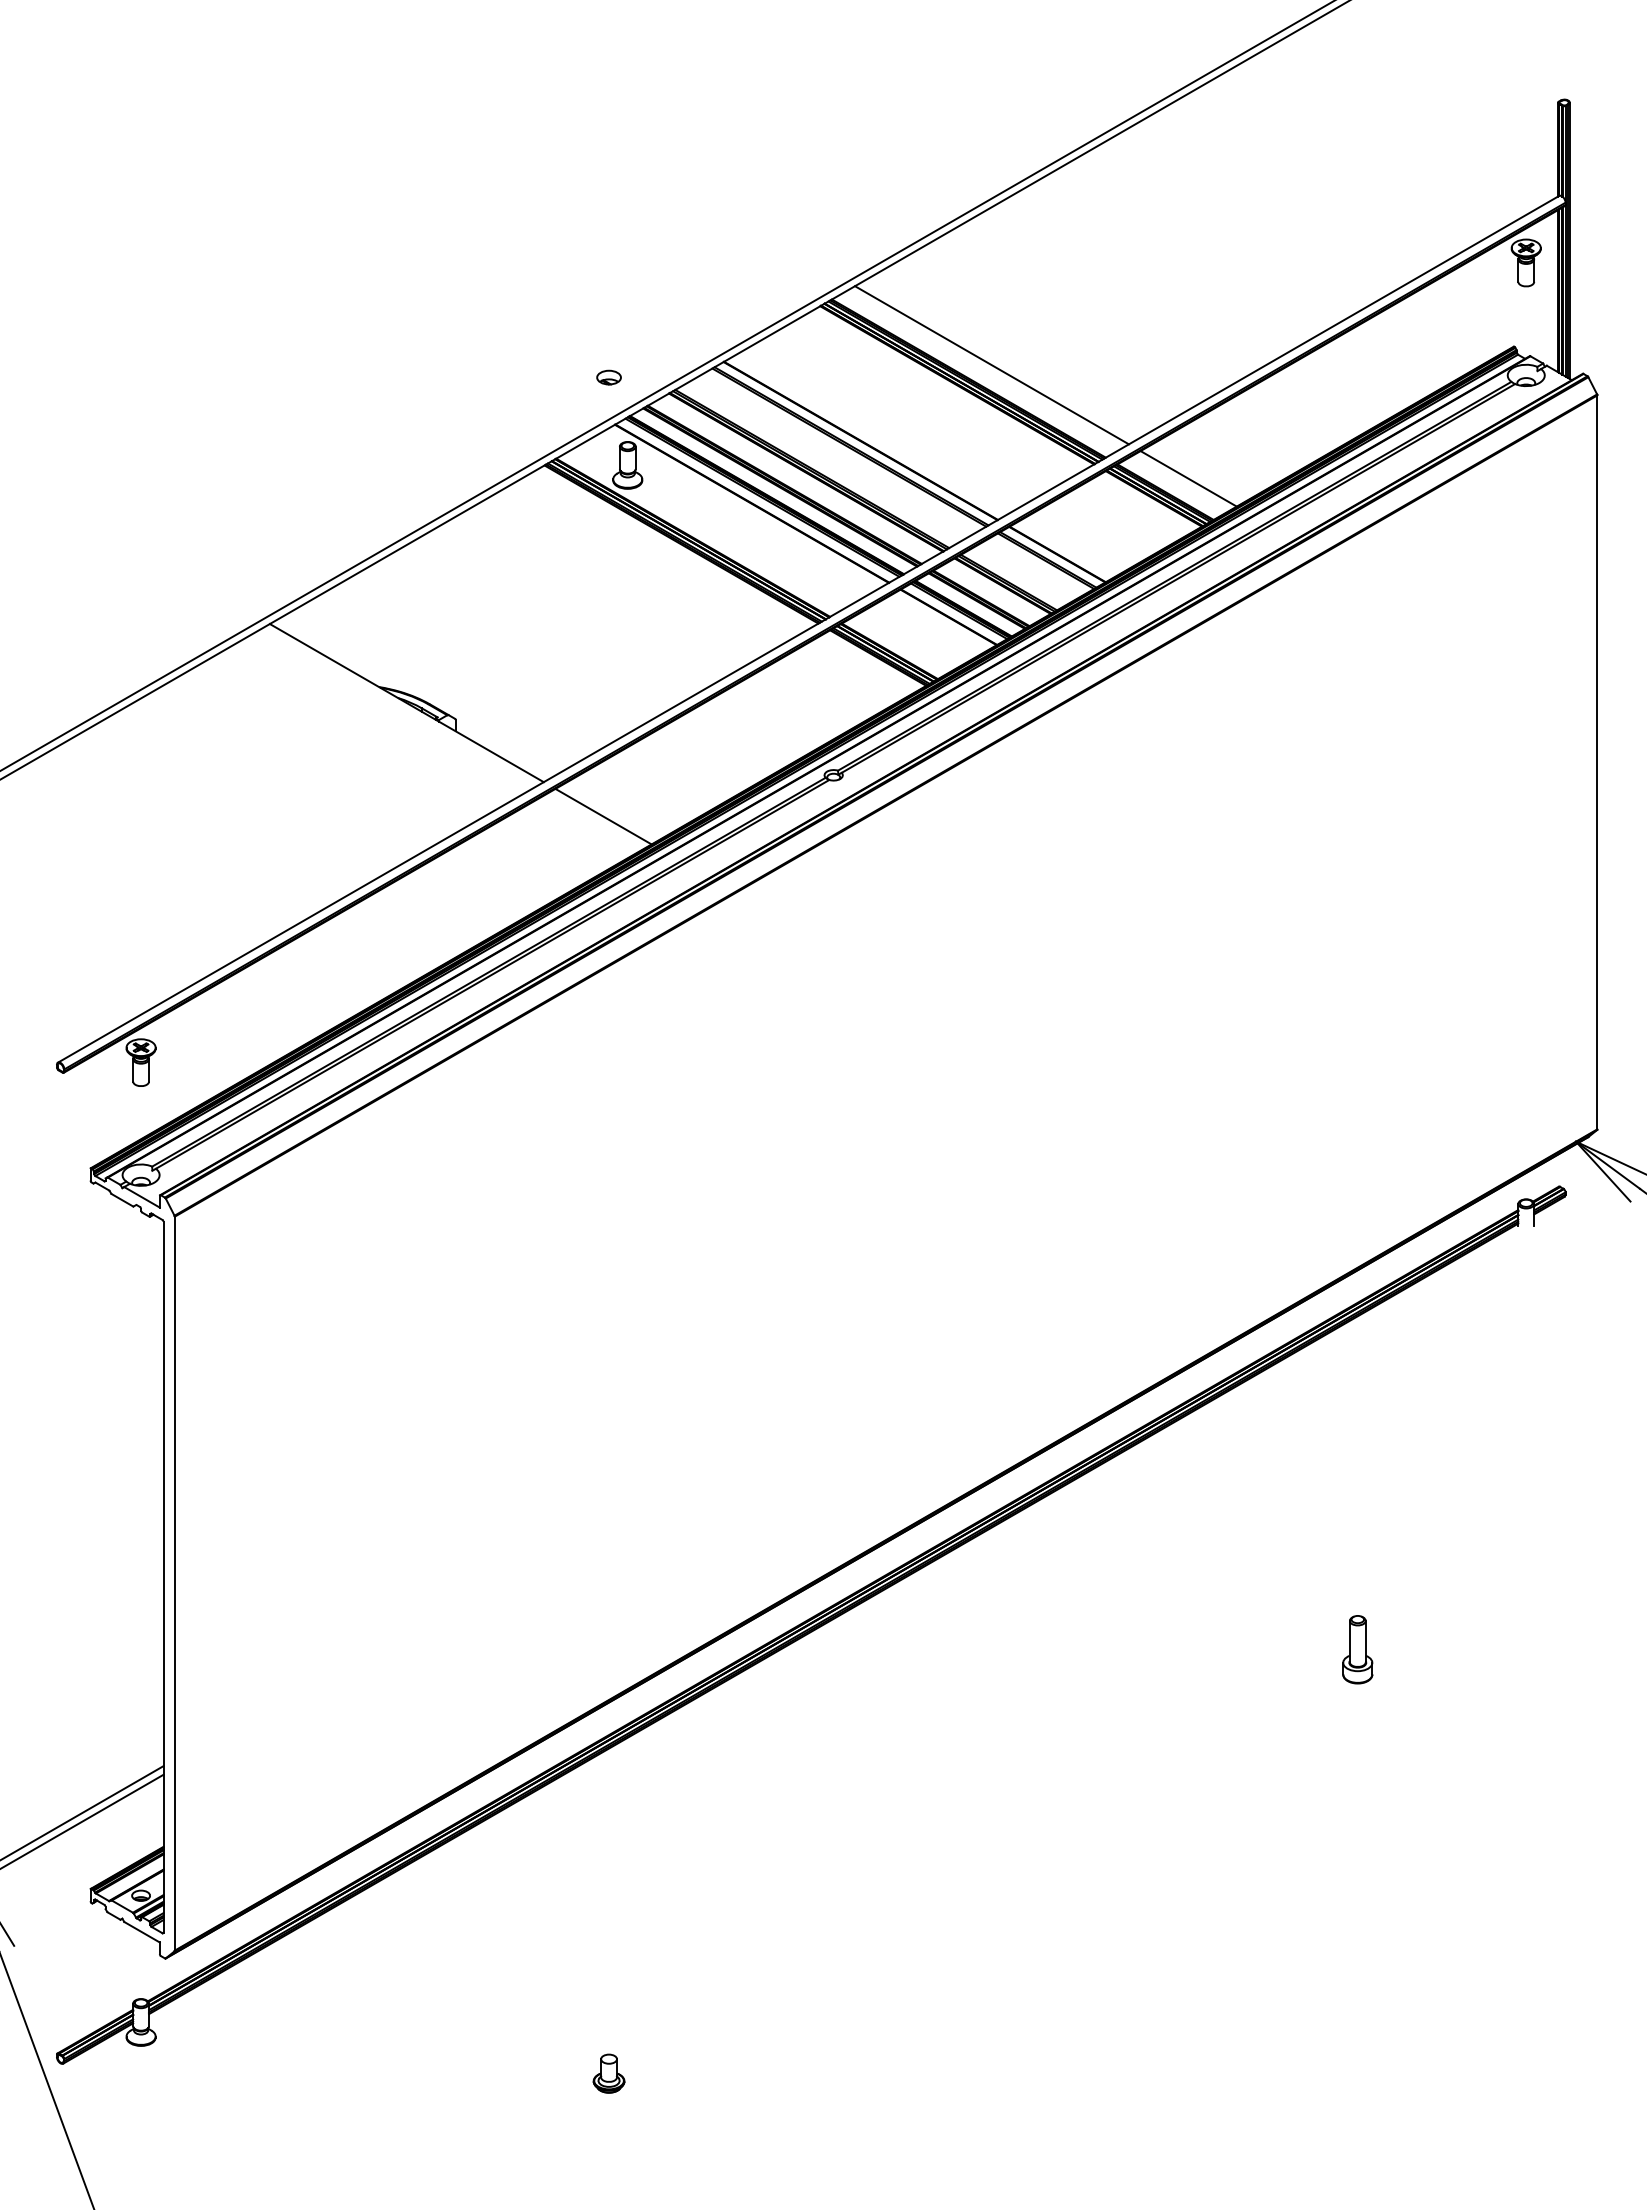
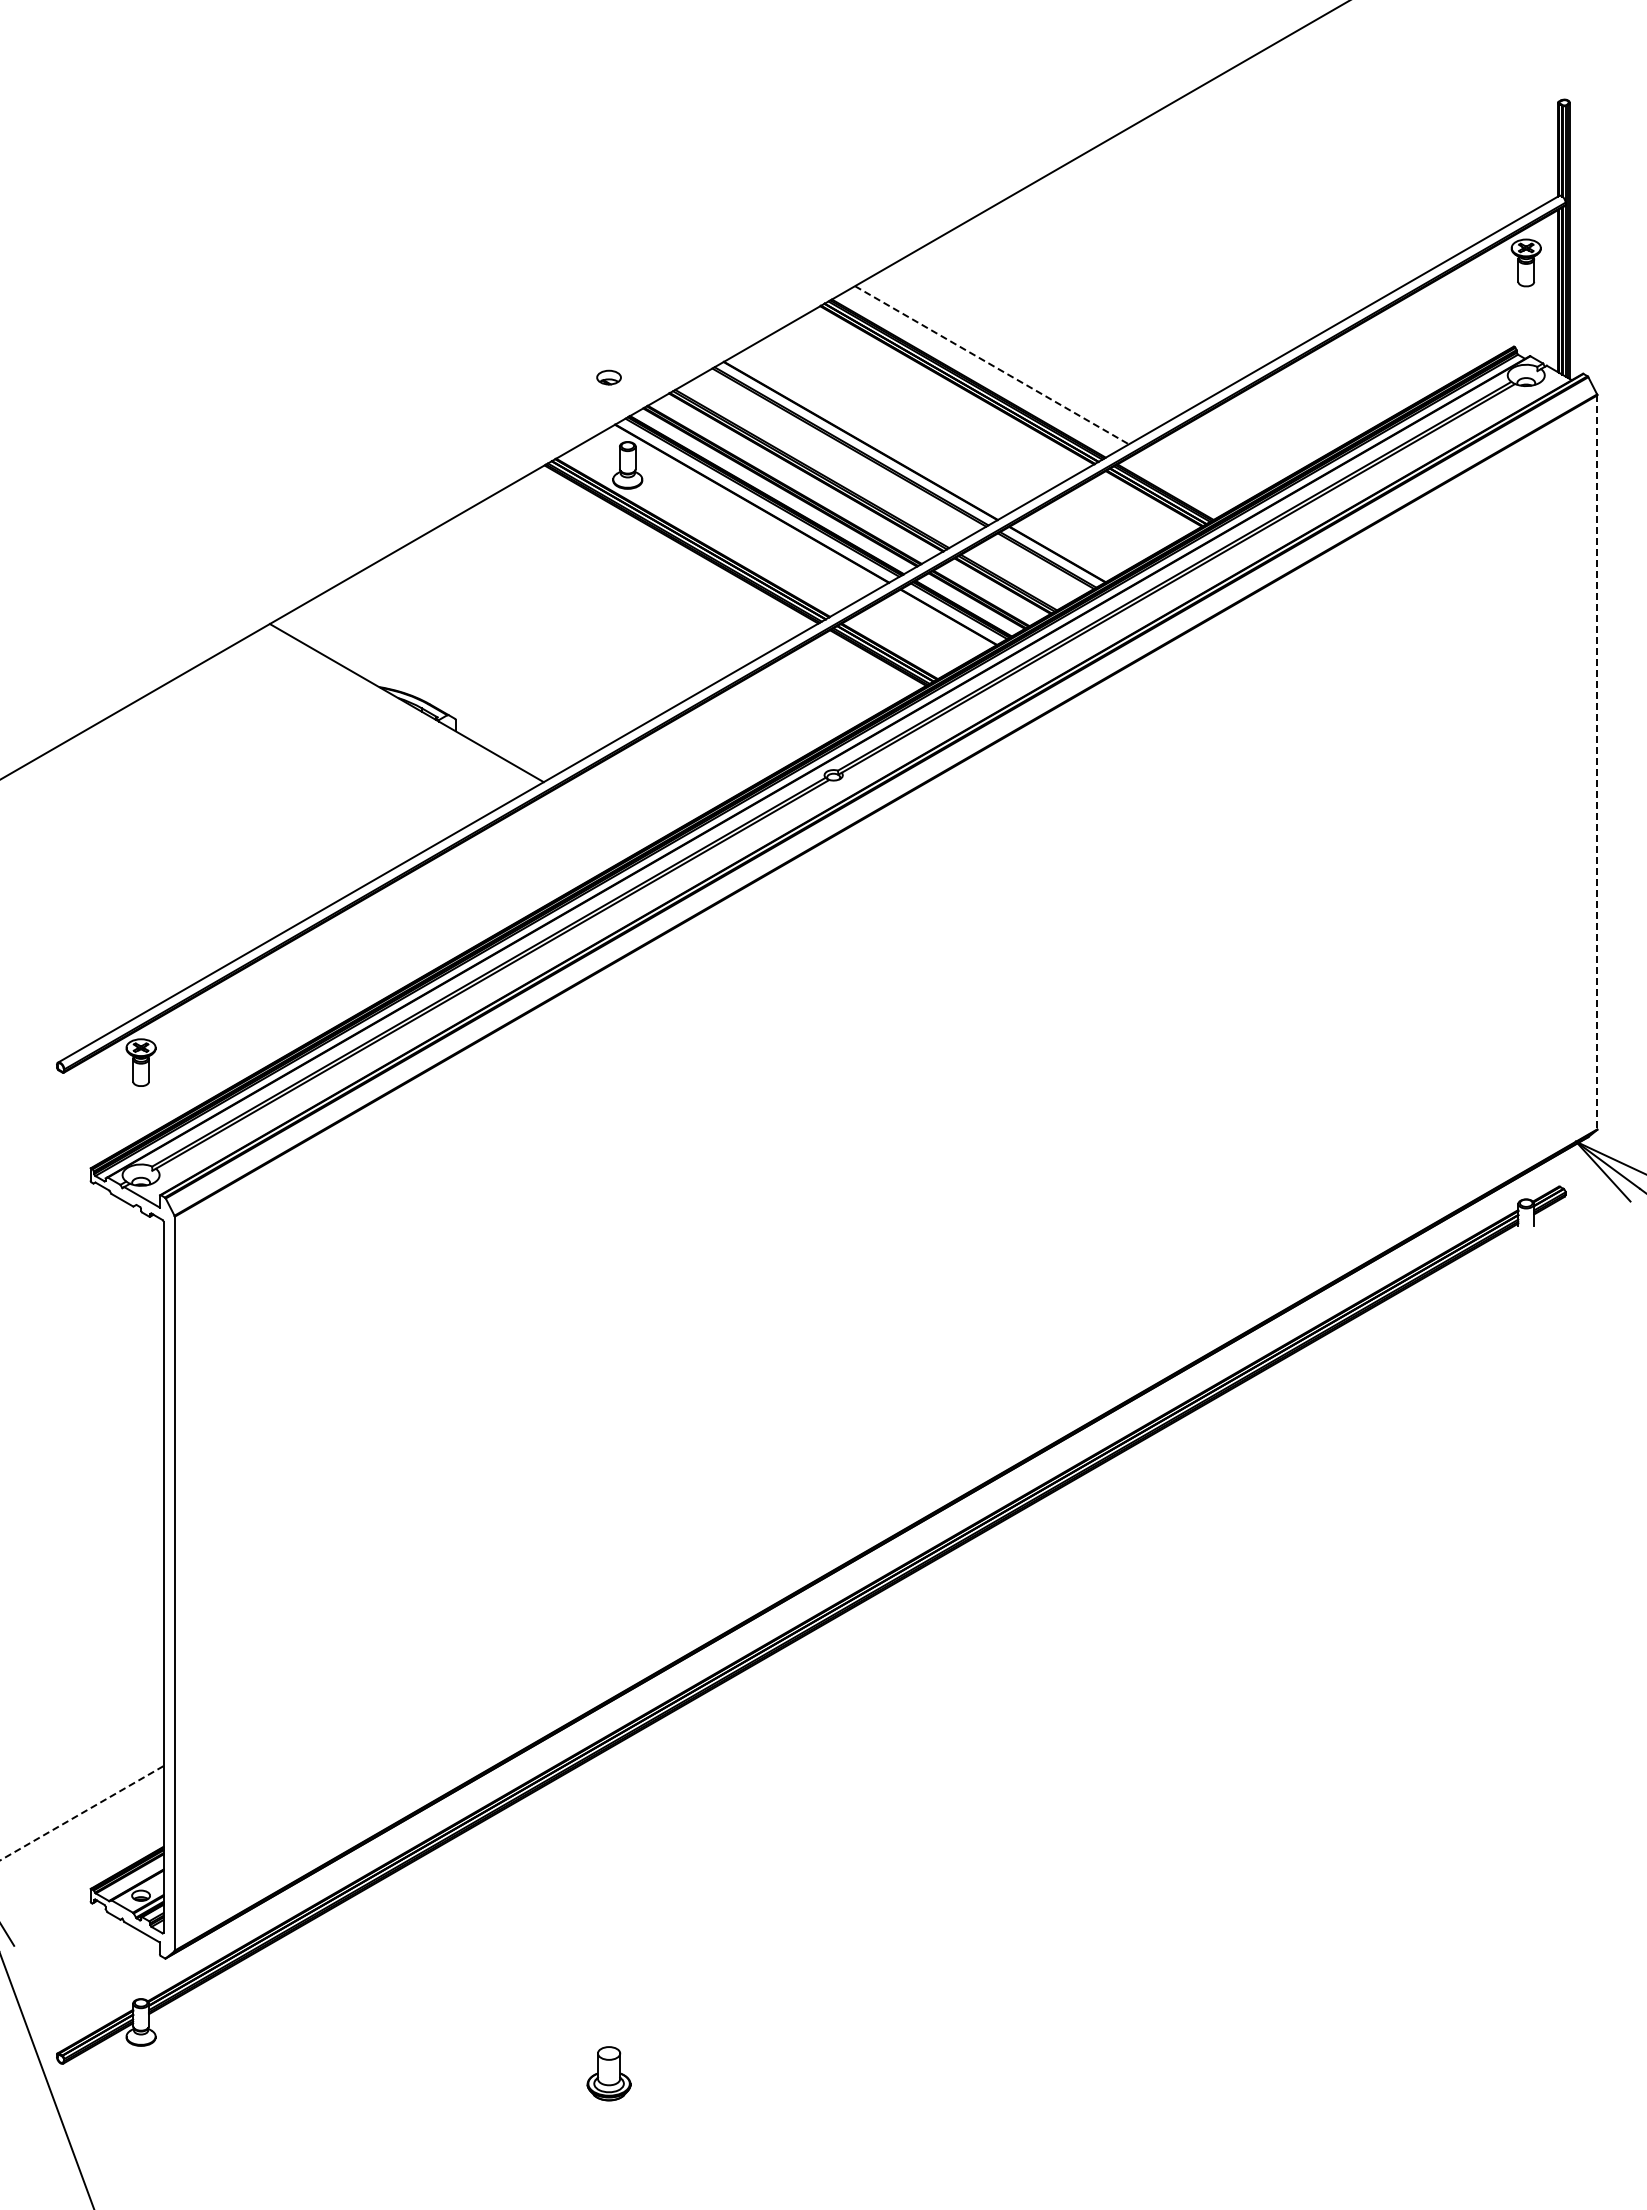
line: solid -> dashed (992, 365)
line: present -> none (667, 386)
line: present -> none (1188, 478)
line: solid -> dashed (1597, 762)
line: present -> none (603, 816)
part: present -> none (1357, 1649)
line: solid -> dashed (81, 1813)
line: present -> none (82, 1820)
part size: 34x41 px -> 46x56 px (608, 2073)
